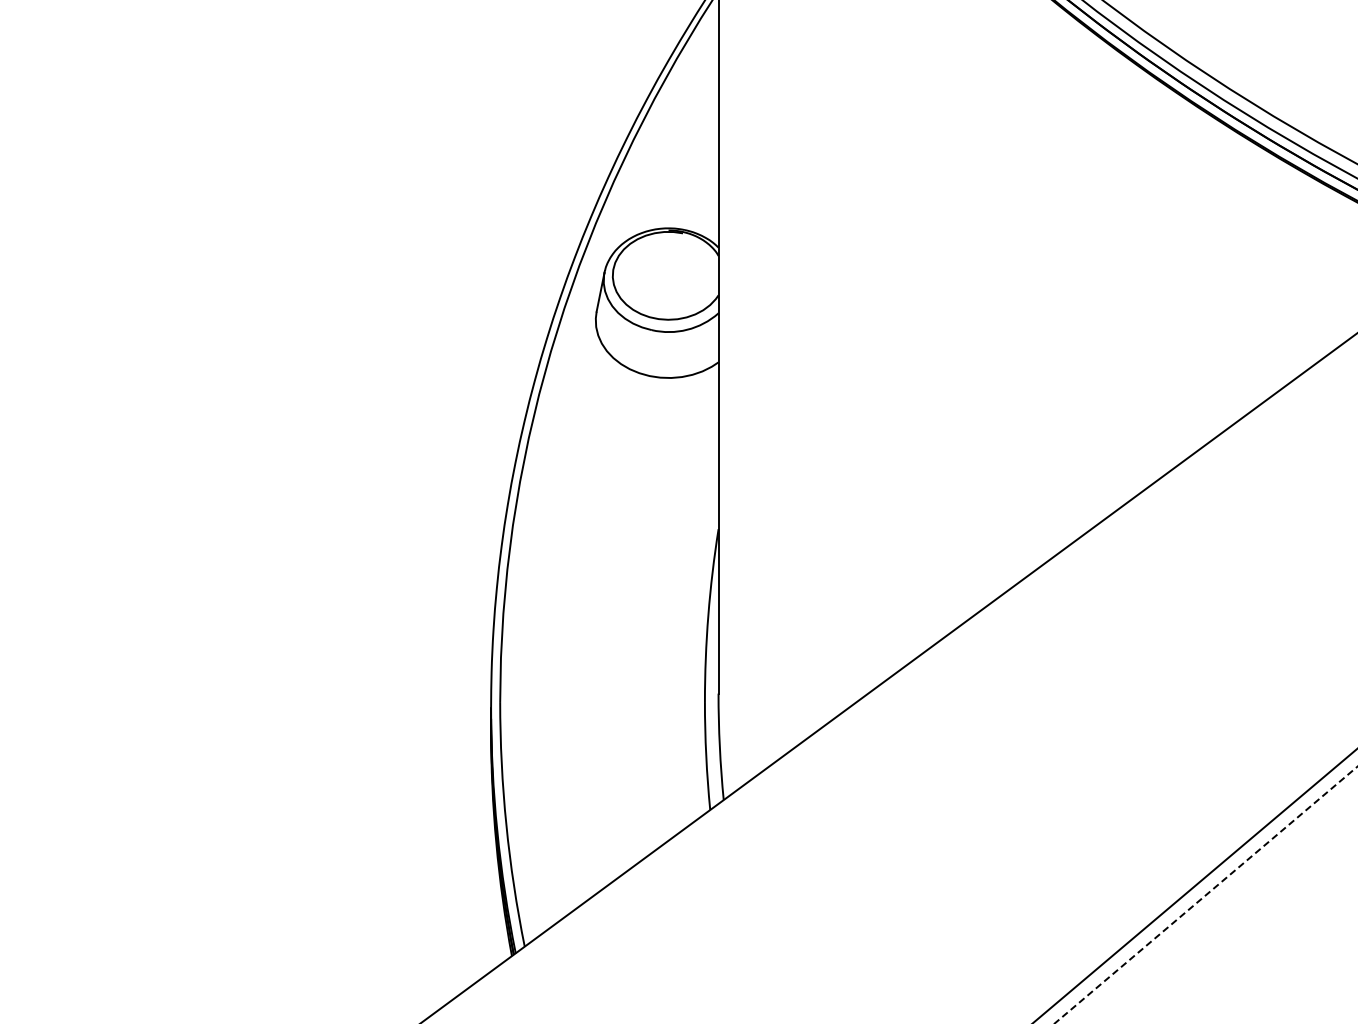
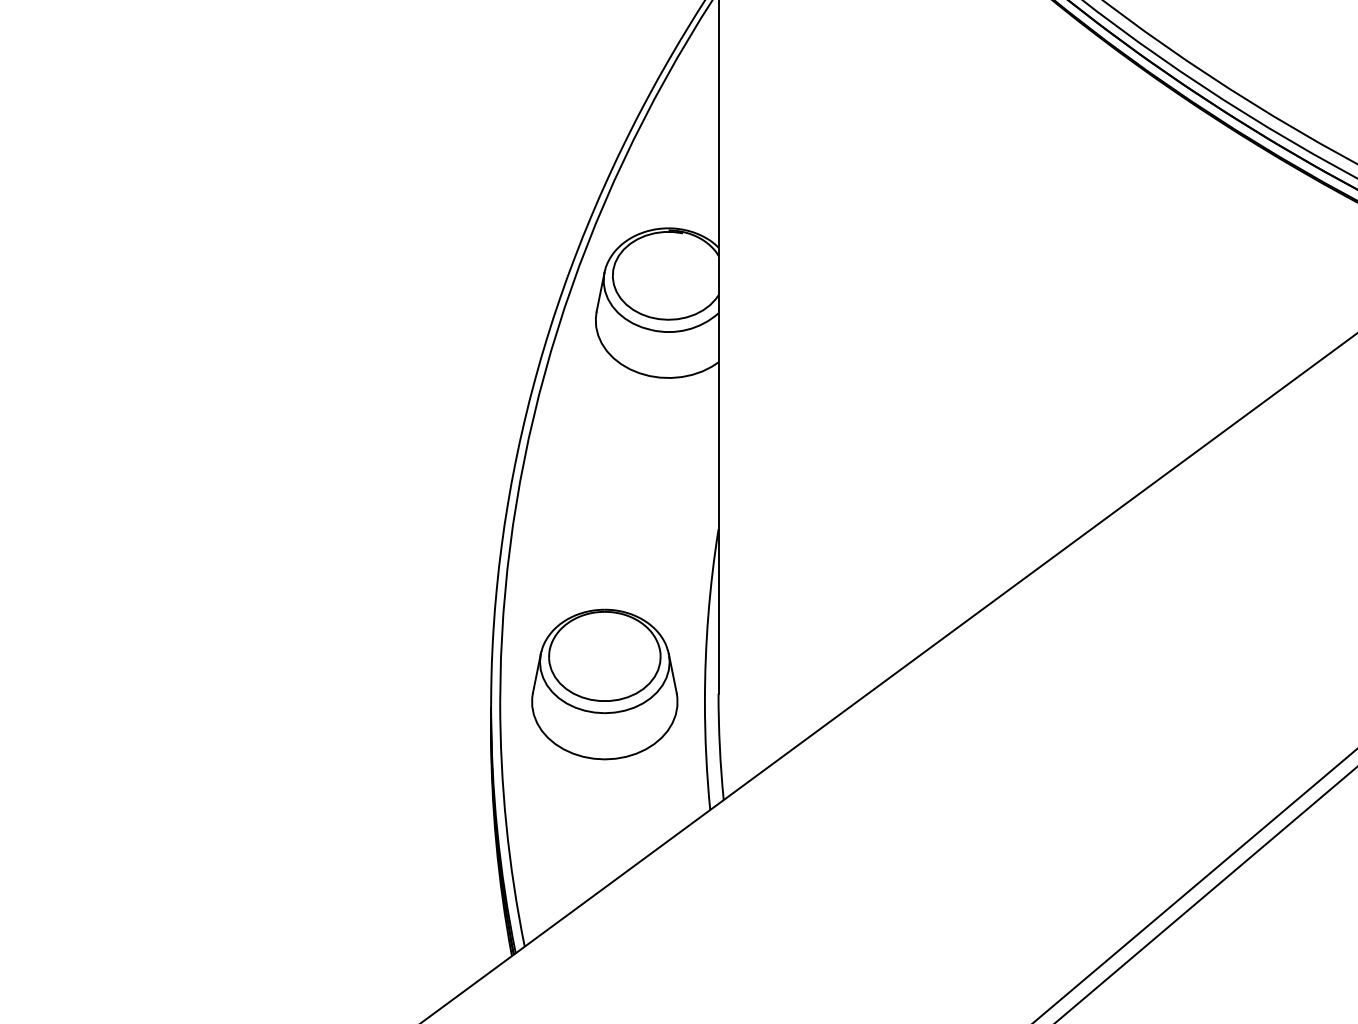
part: none -> present (604, 684)
line: dashed -> solid (1206, 894)
